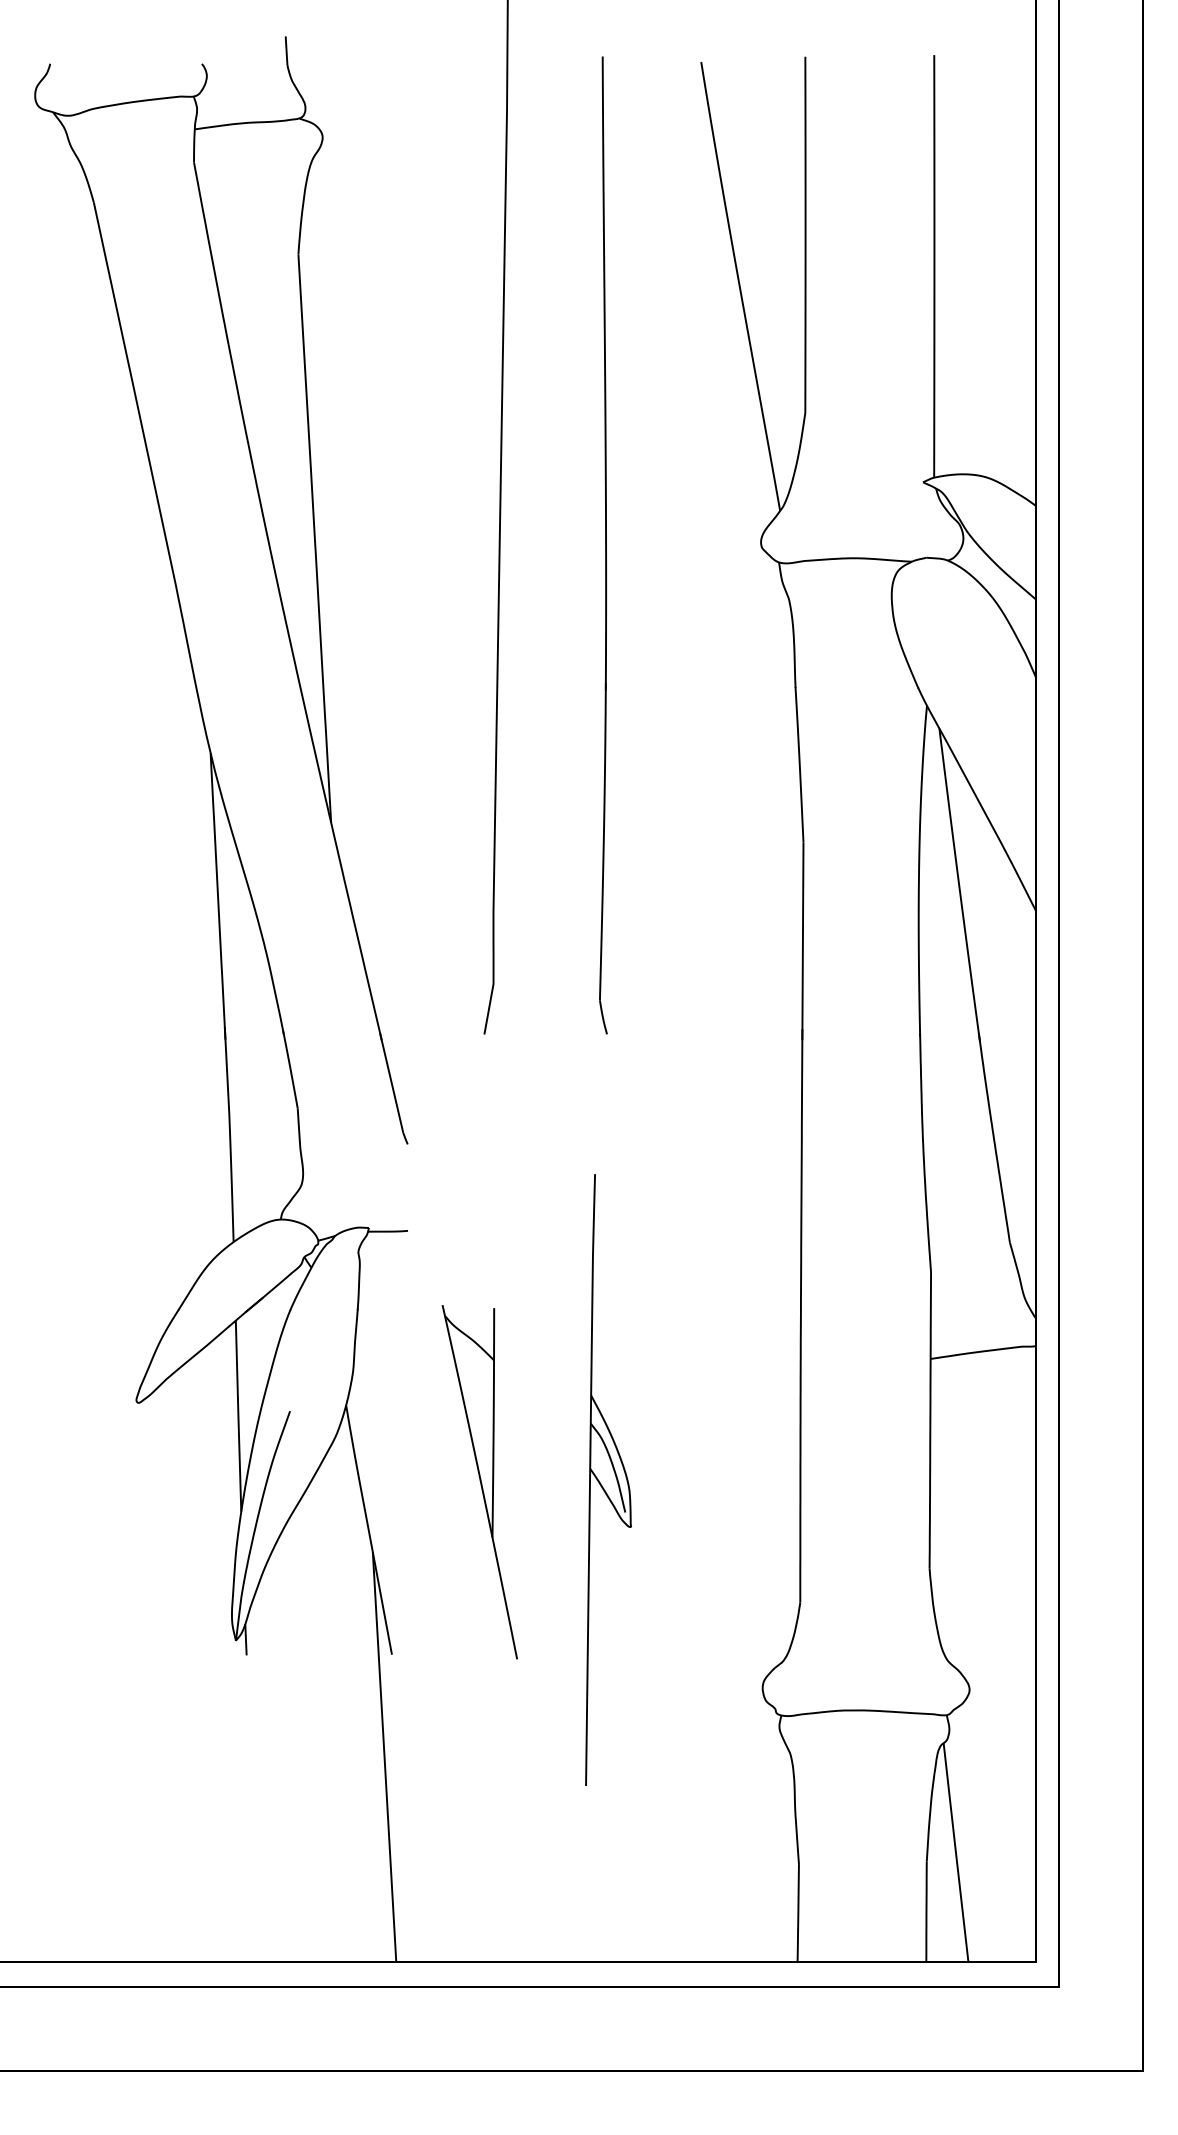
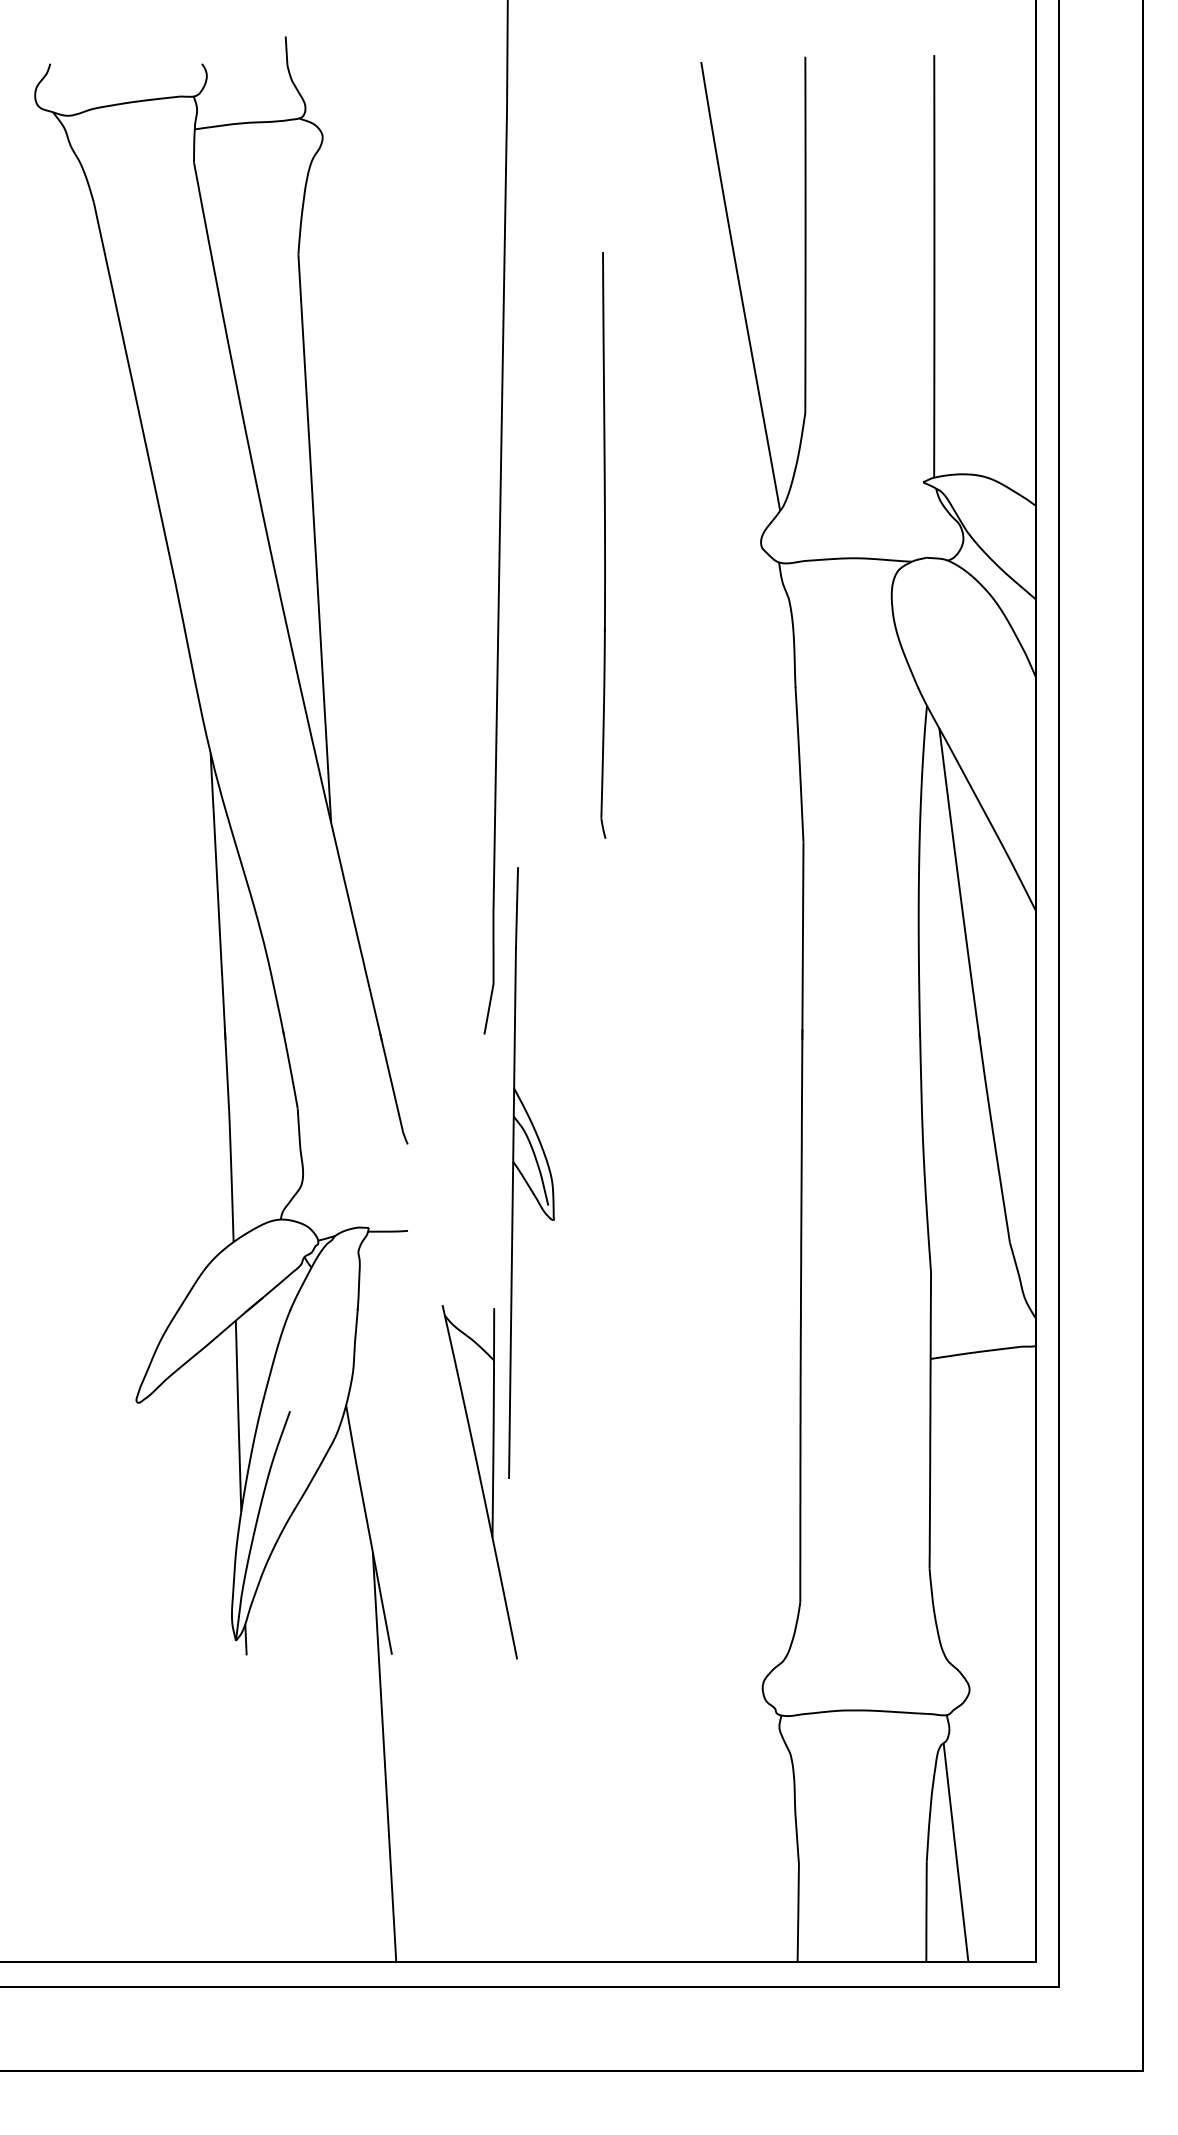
part size: 9x979 px -> 7x587 px (603, 545)
part position: (608, 1479) -> (531, 1172) (531, 1172)
